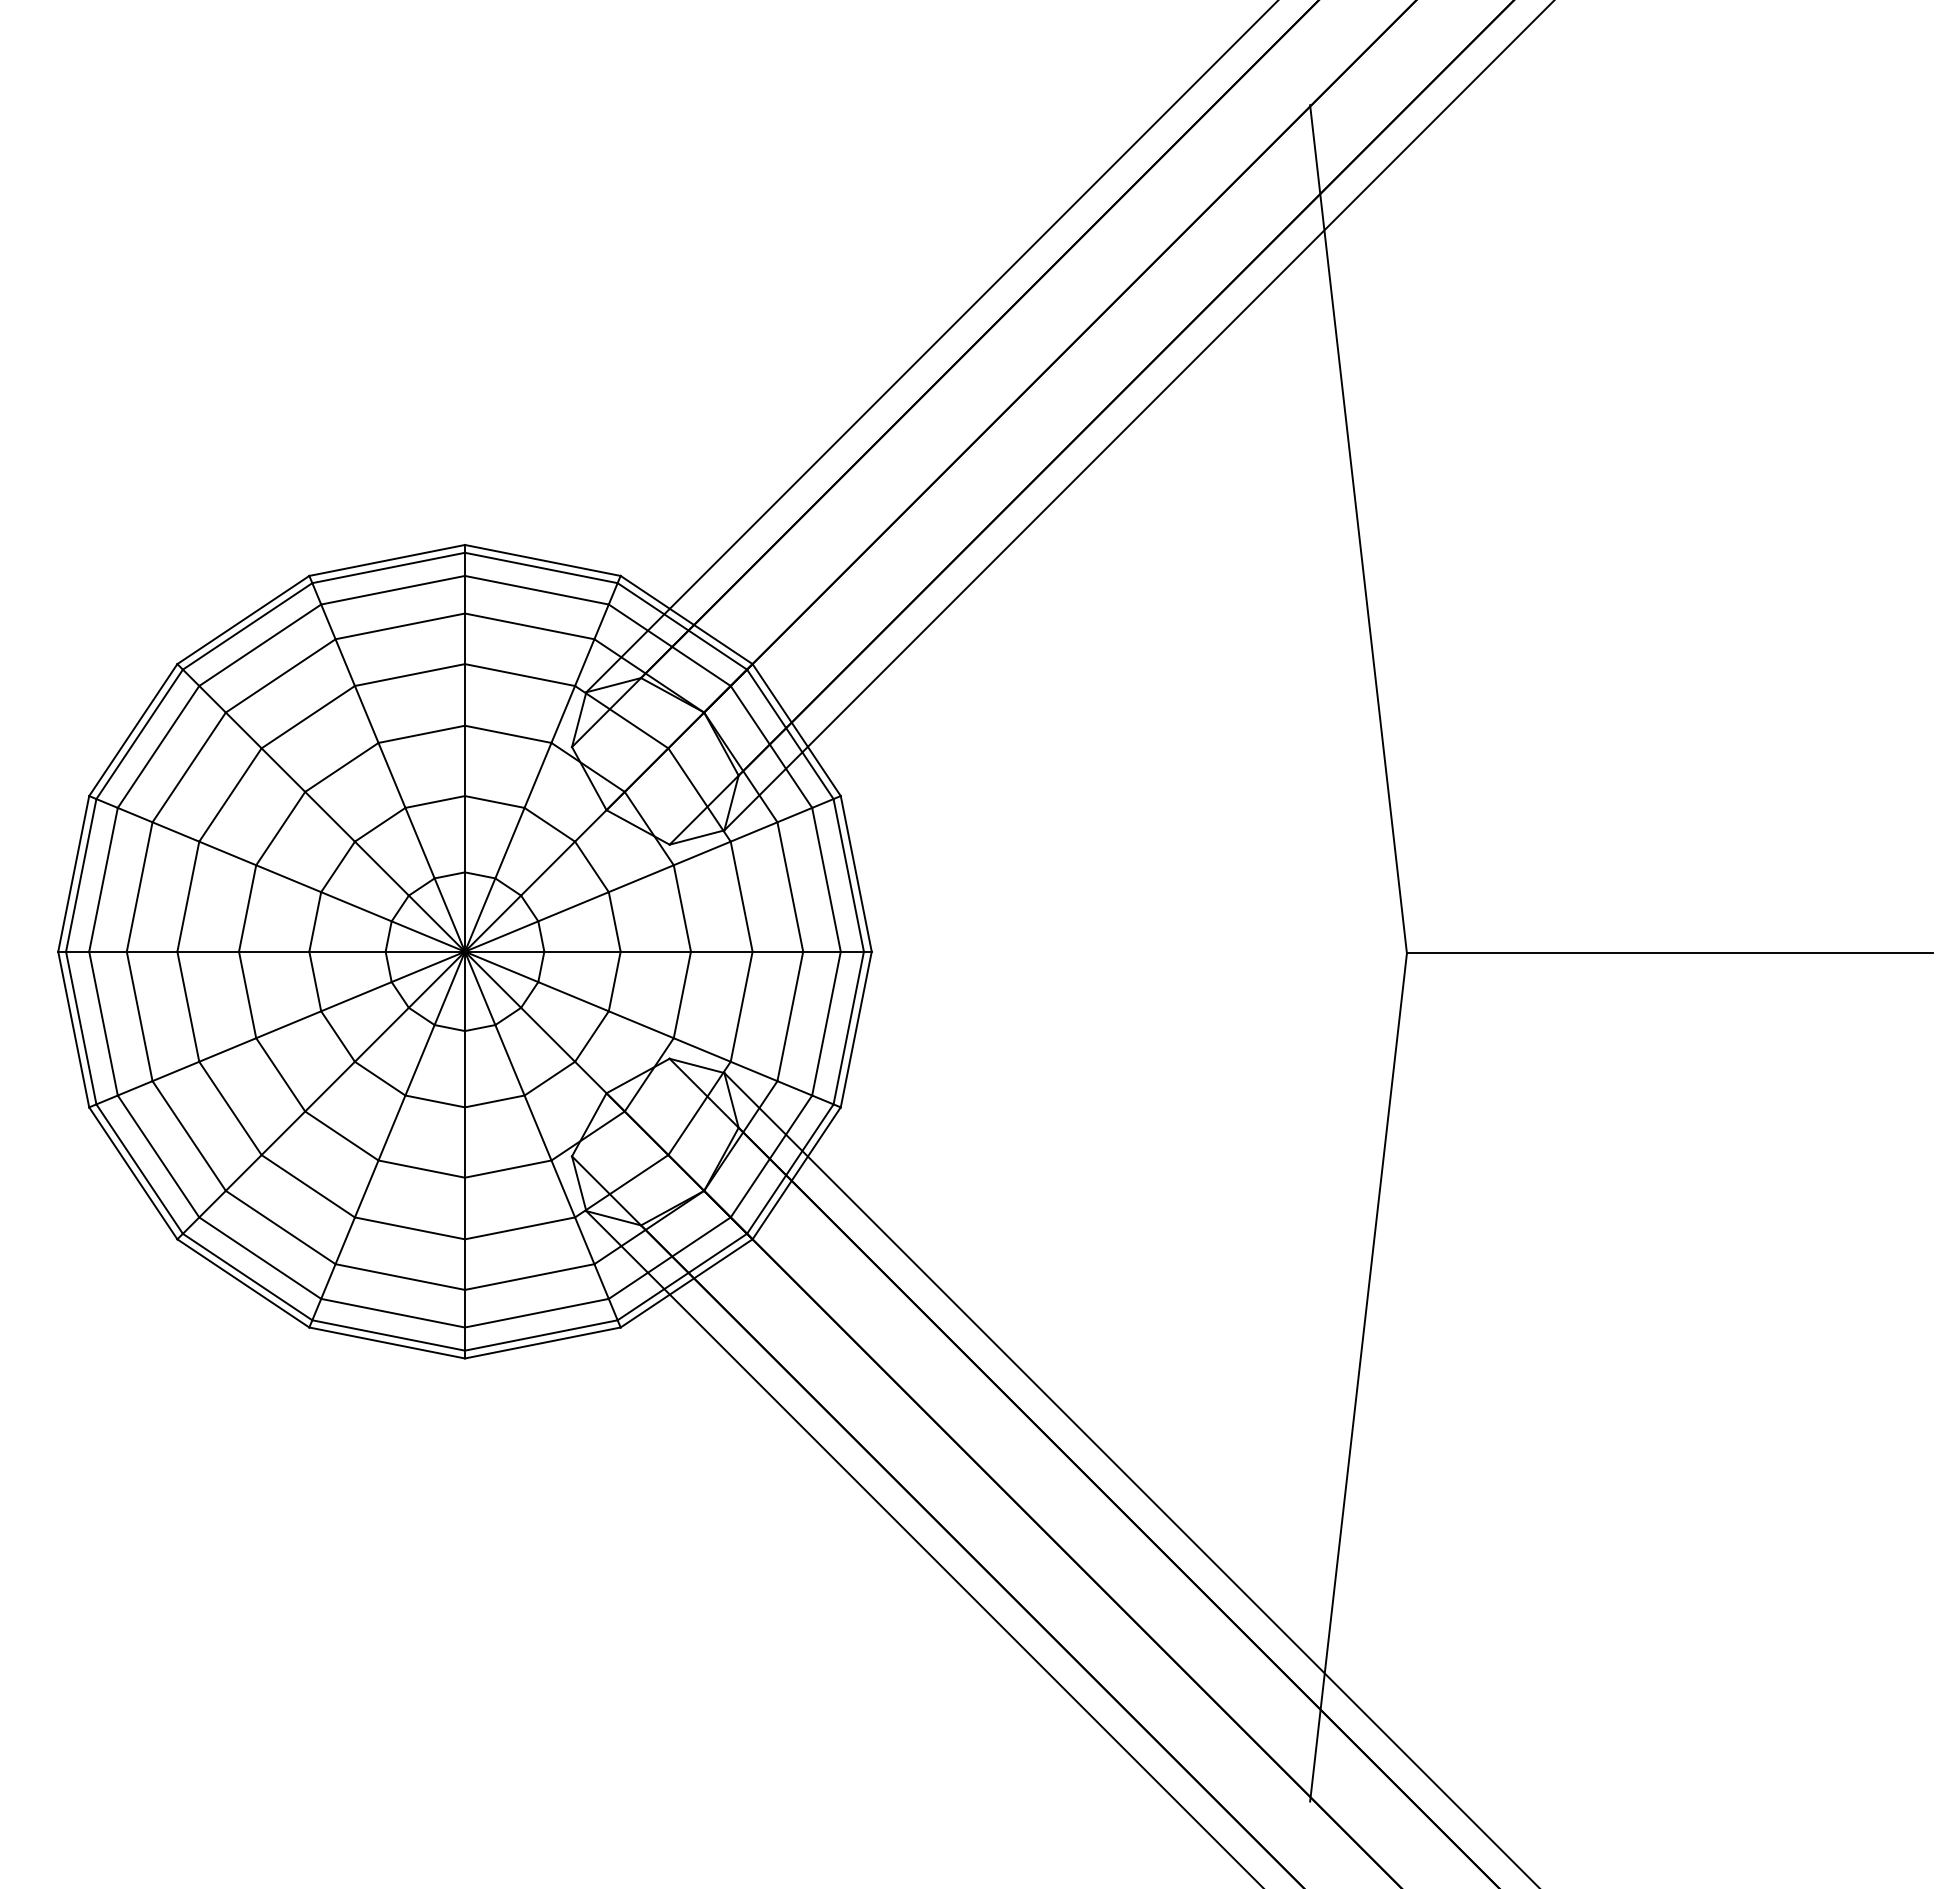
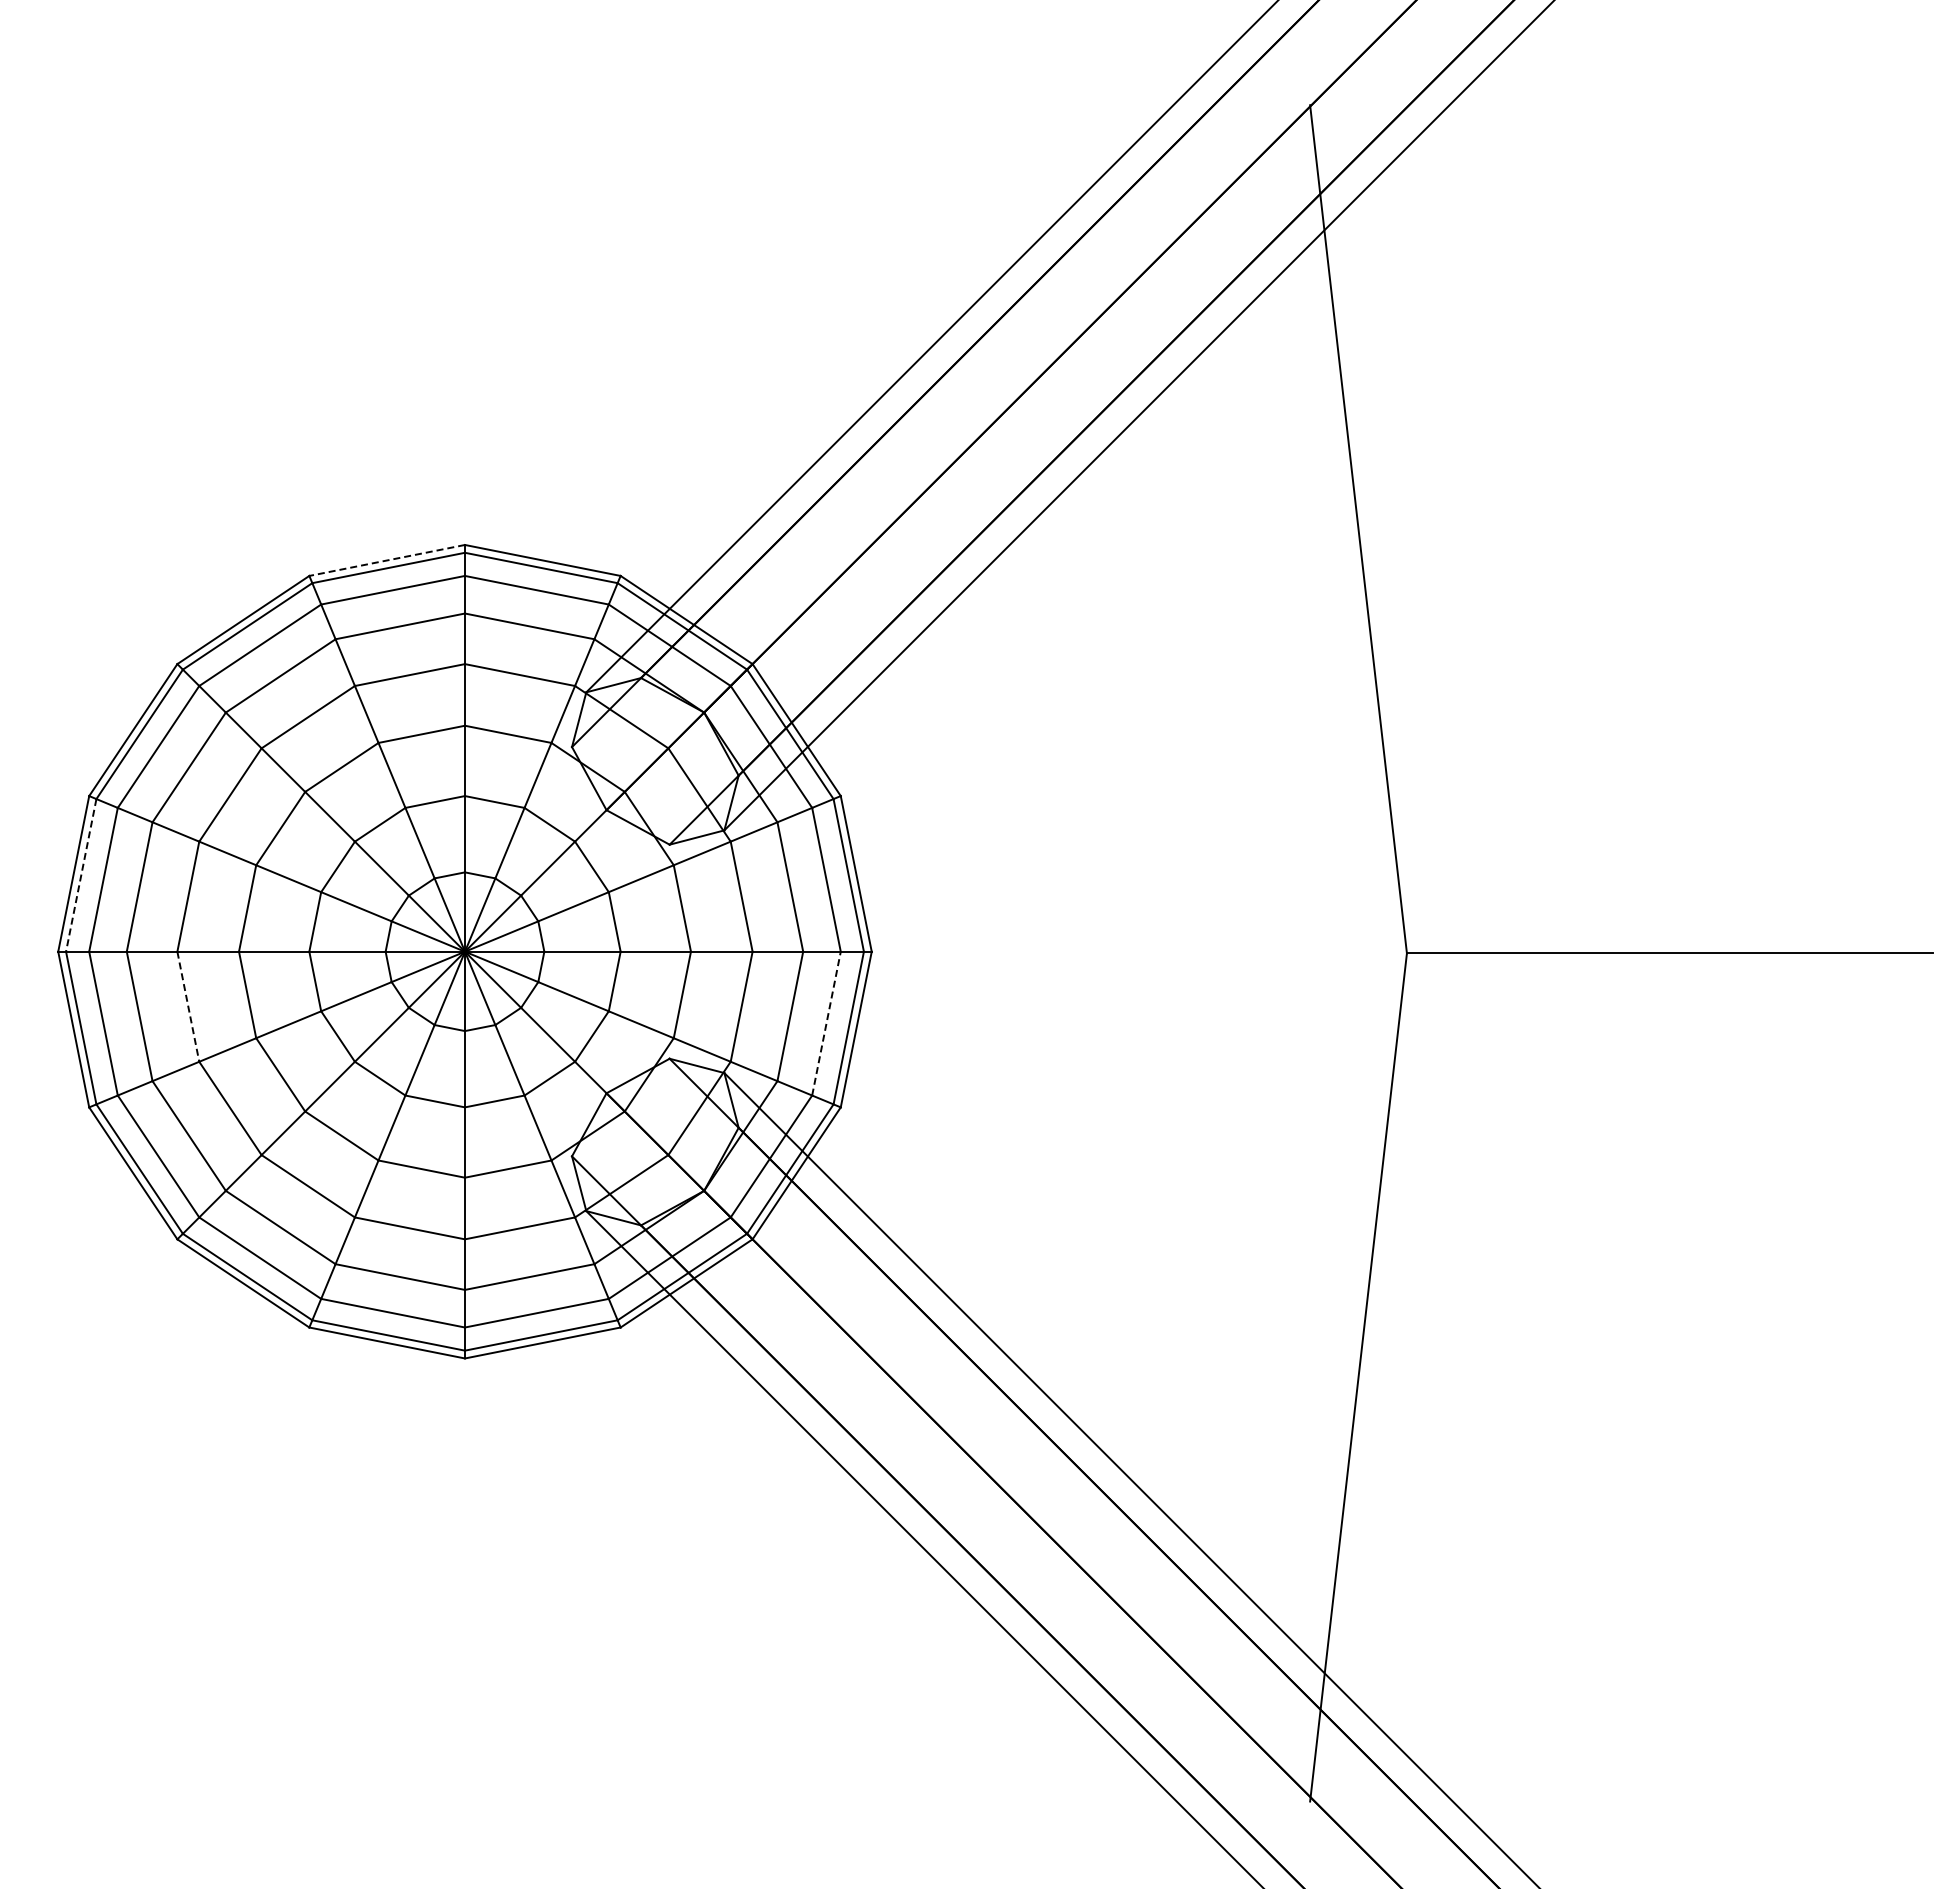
line: solid -> dashed (386, 560)
line: solid -> dashed (81, 875)
line: solid -> dashed (188, 1007)
line: solid -> dashed (826, 1023)
